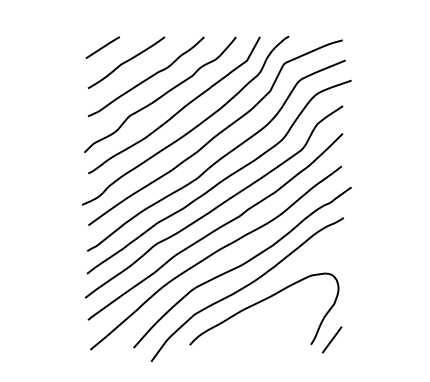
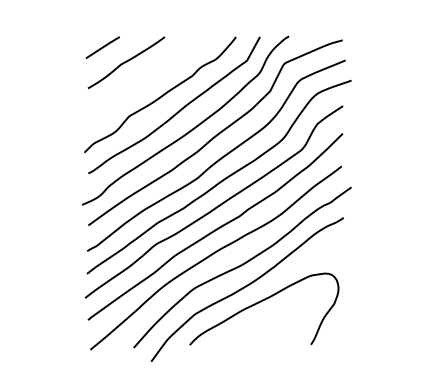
curve: present -> none (147, 77)
line: present -> none (331, 339)
